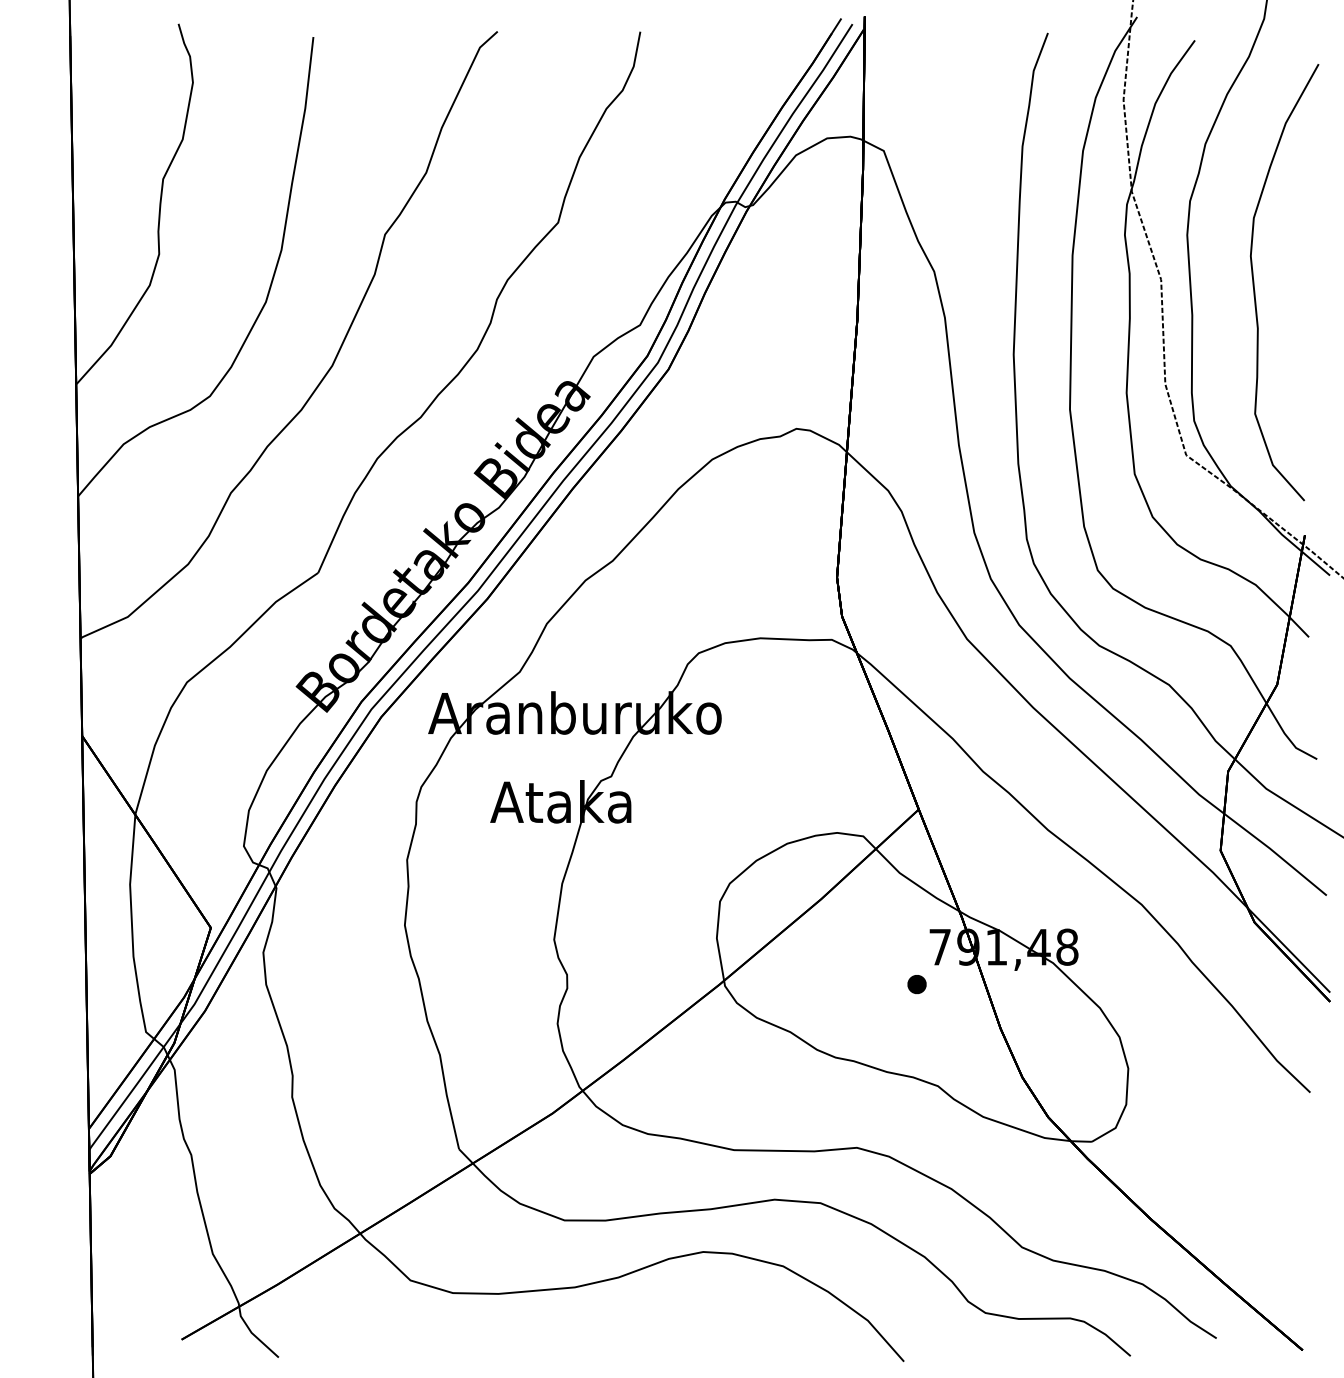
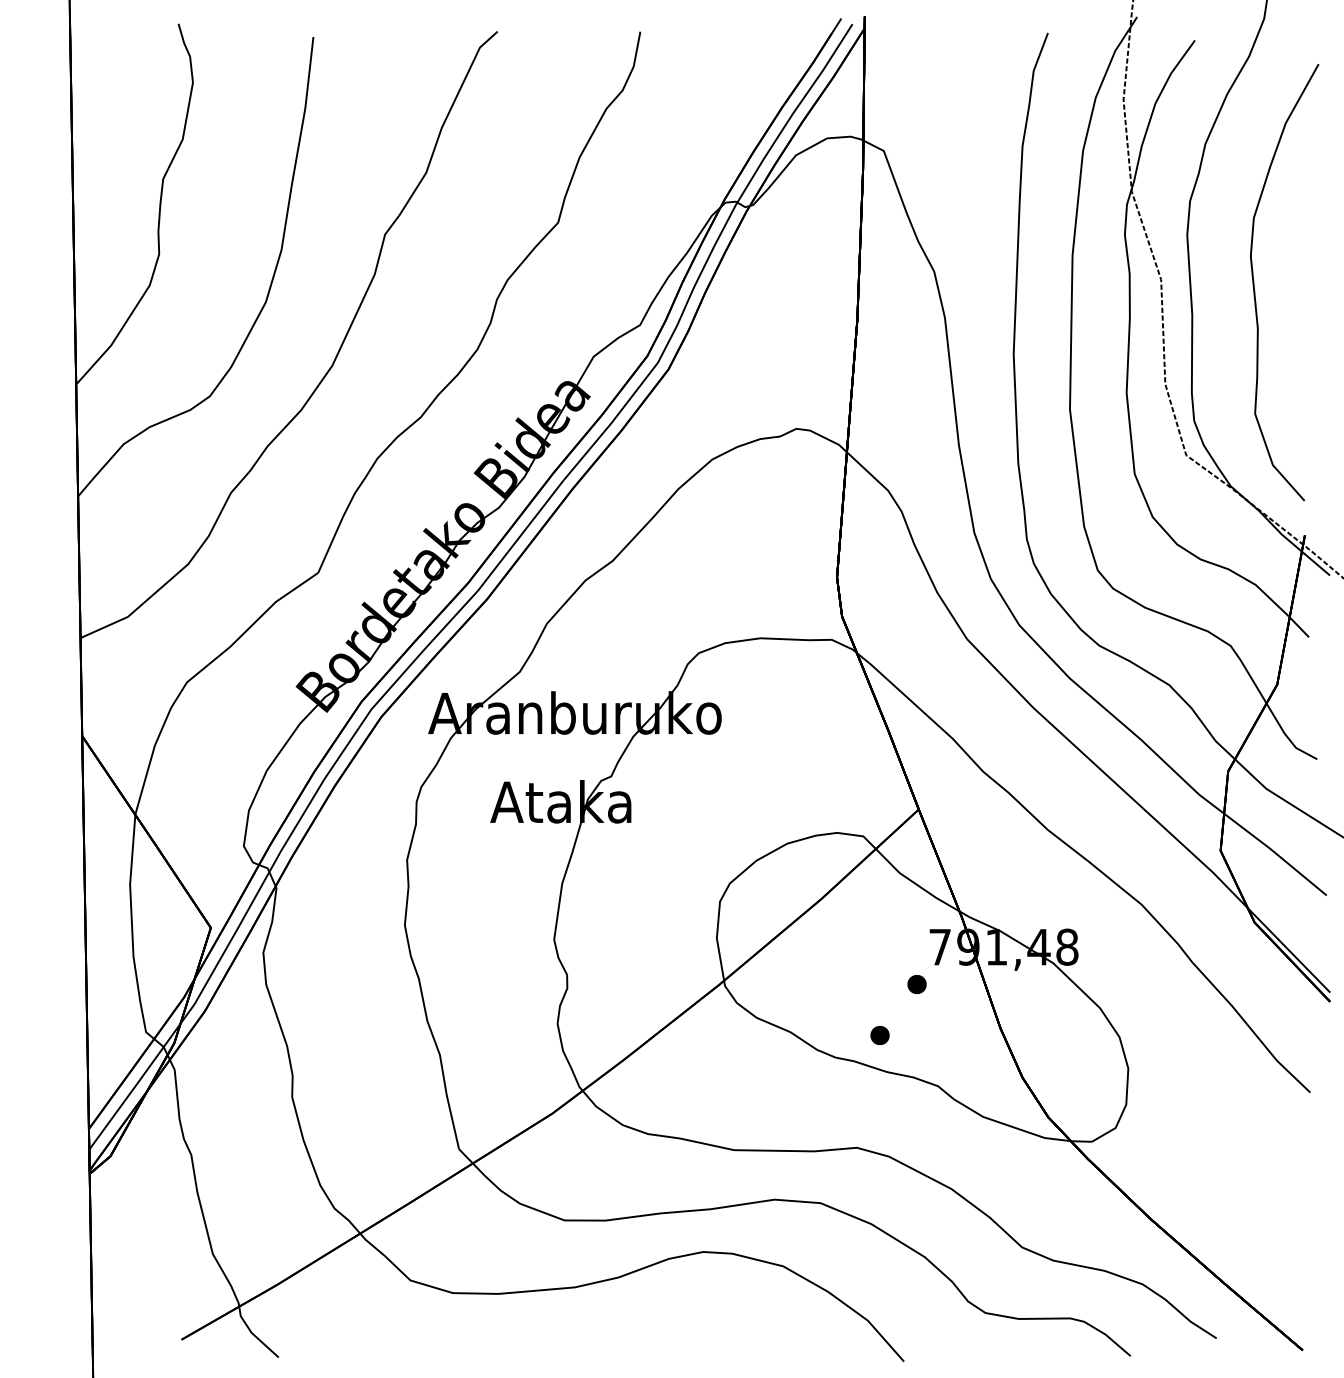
part: none -> present (879, 1035)
